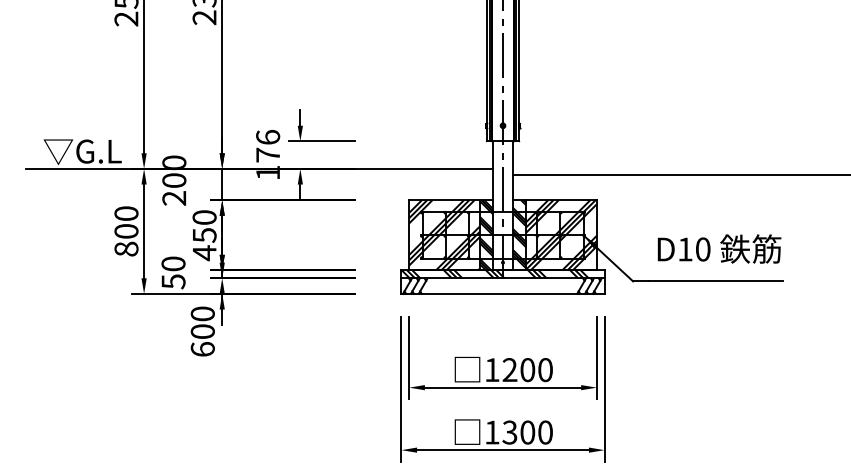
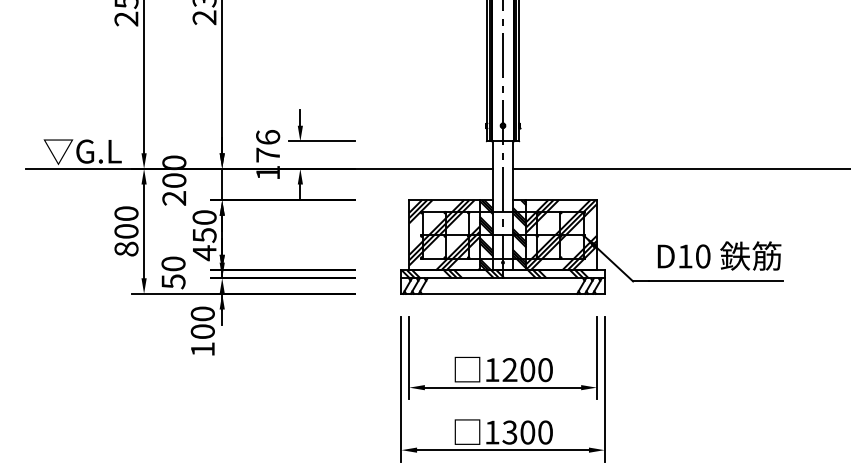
line position: (679, 174) -> (679, 168) (679, 168)
text position: (719, 248) -> (719, 255) (719, 255)
text: 600 -> 100 (202, 349)
